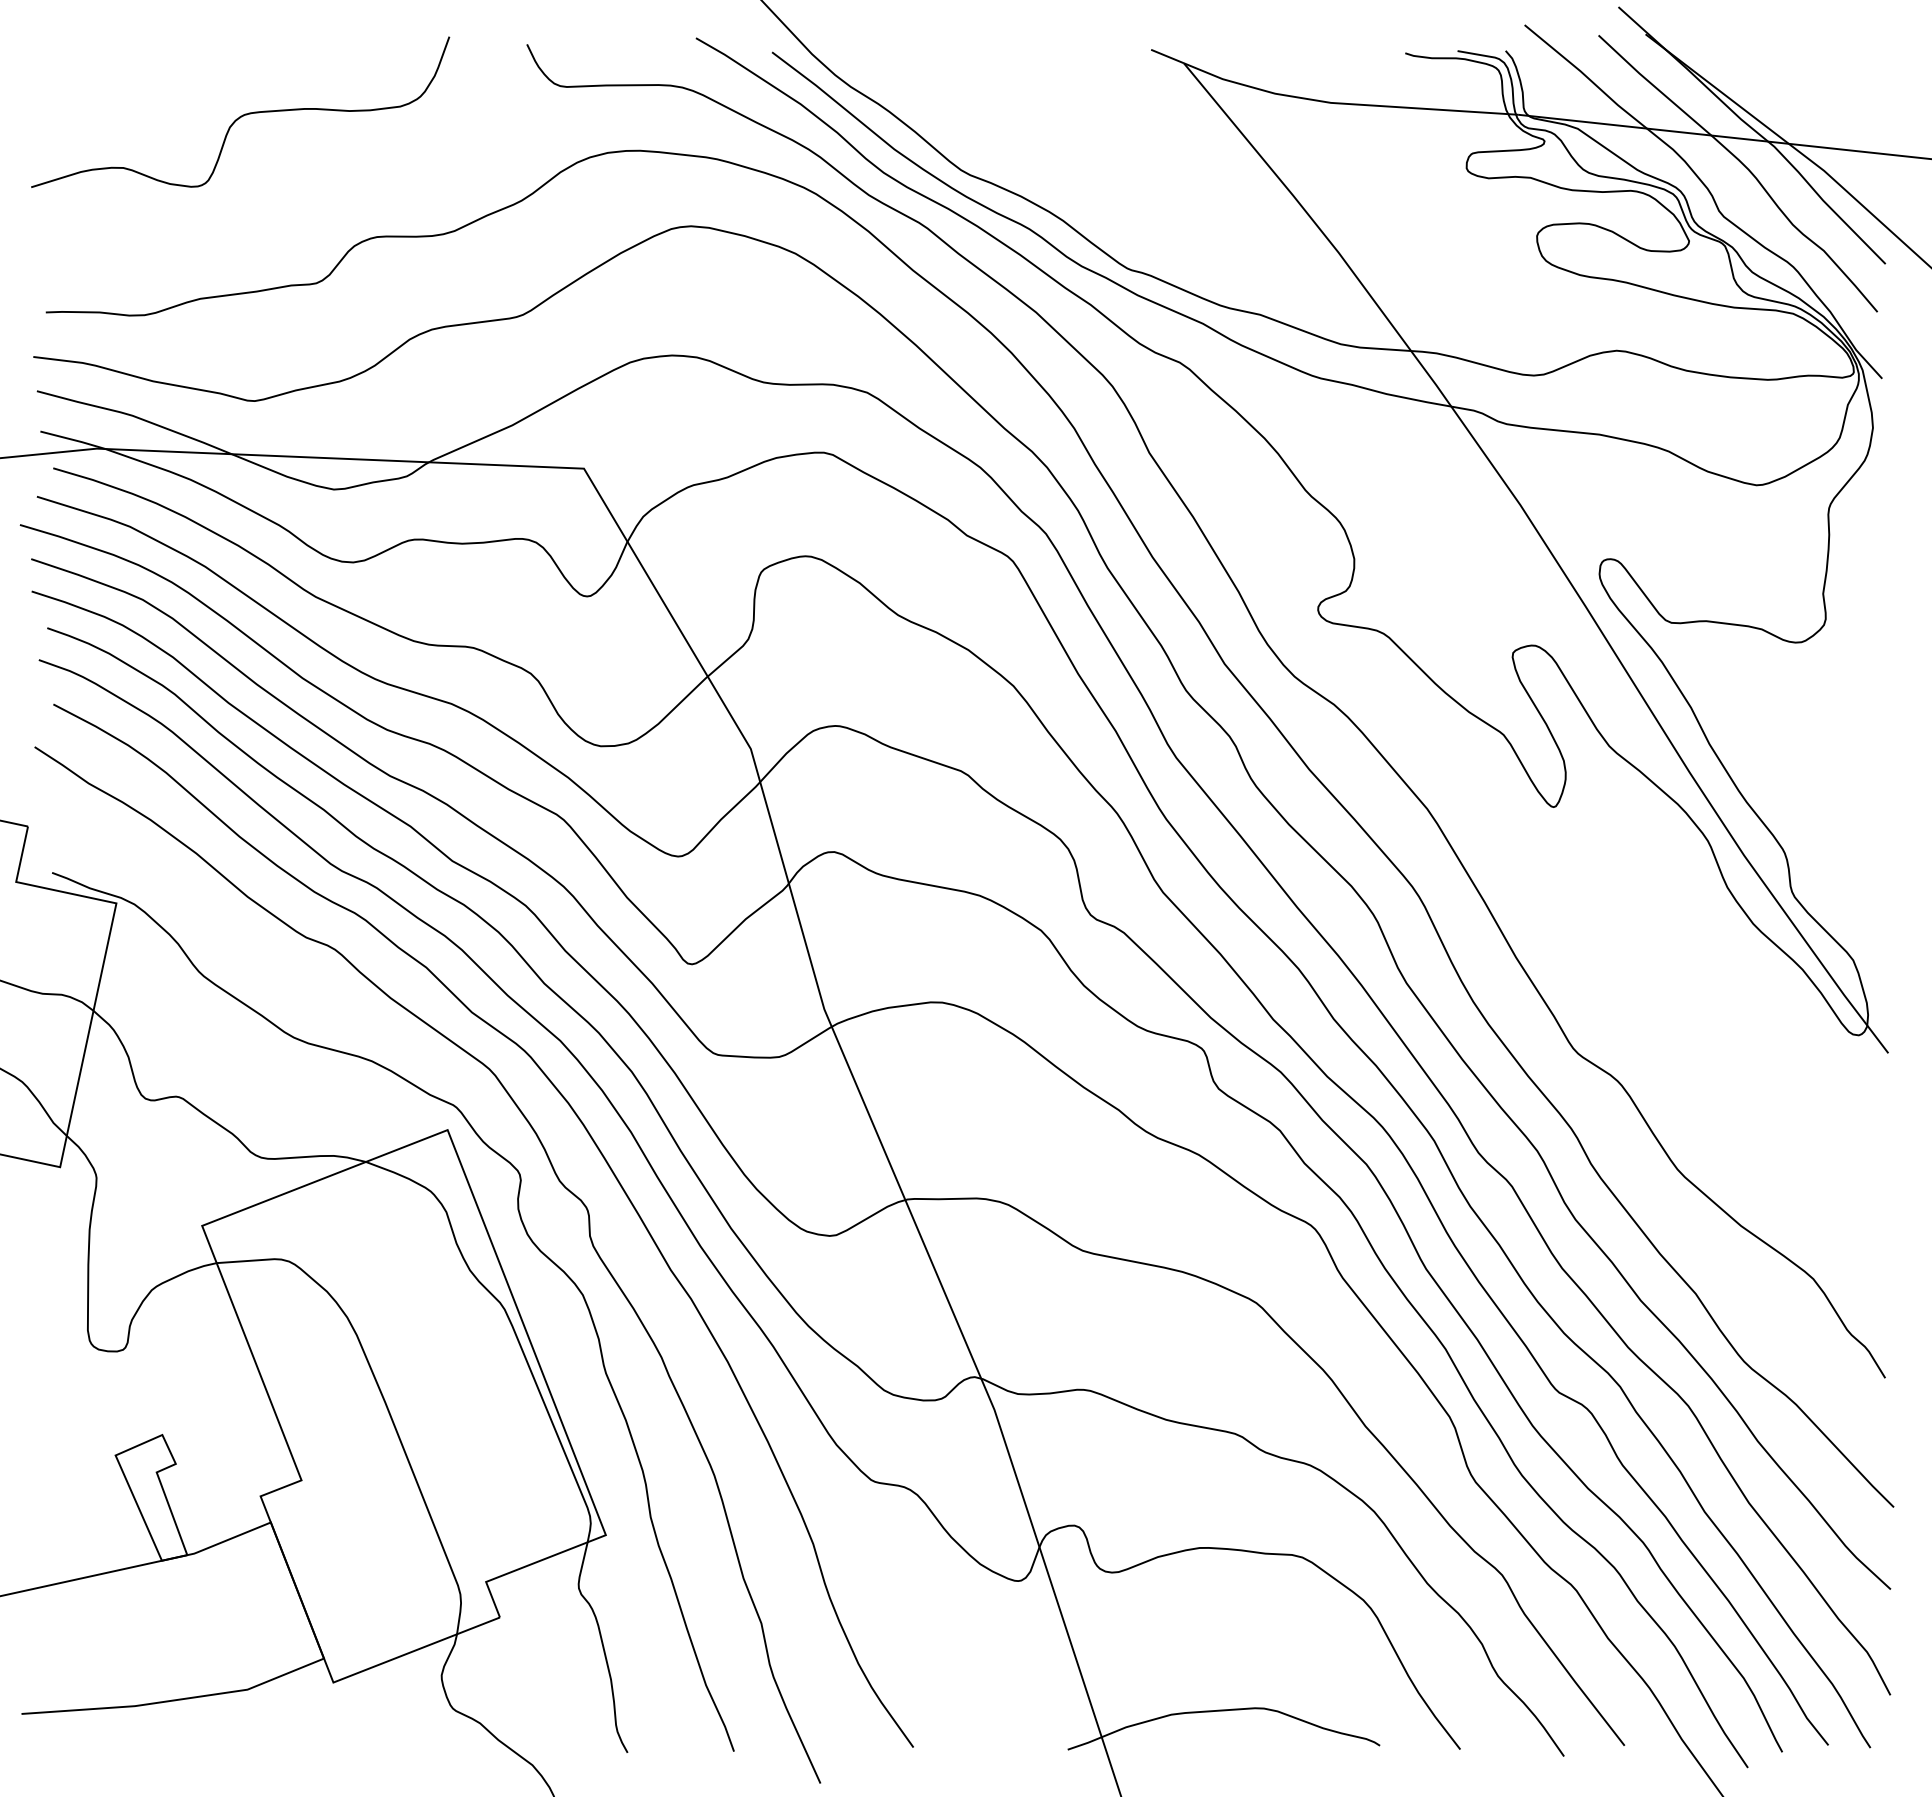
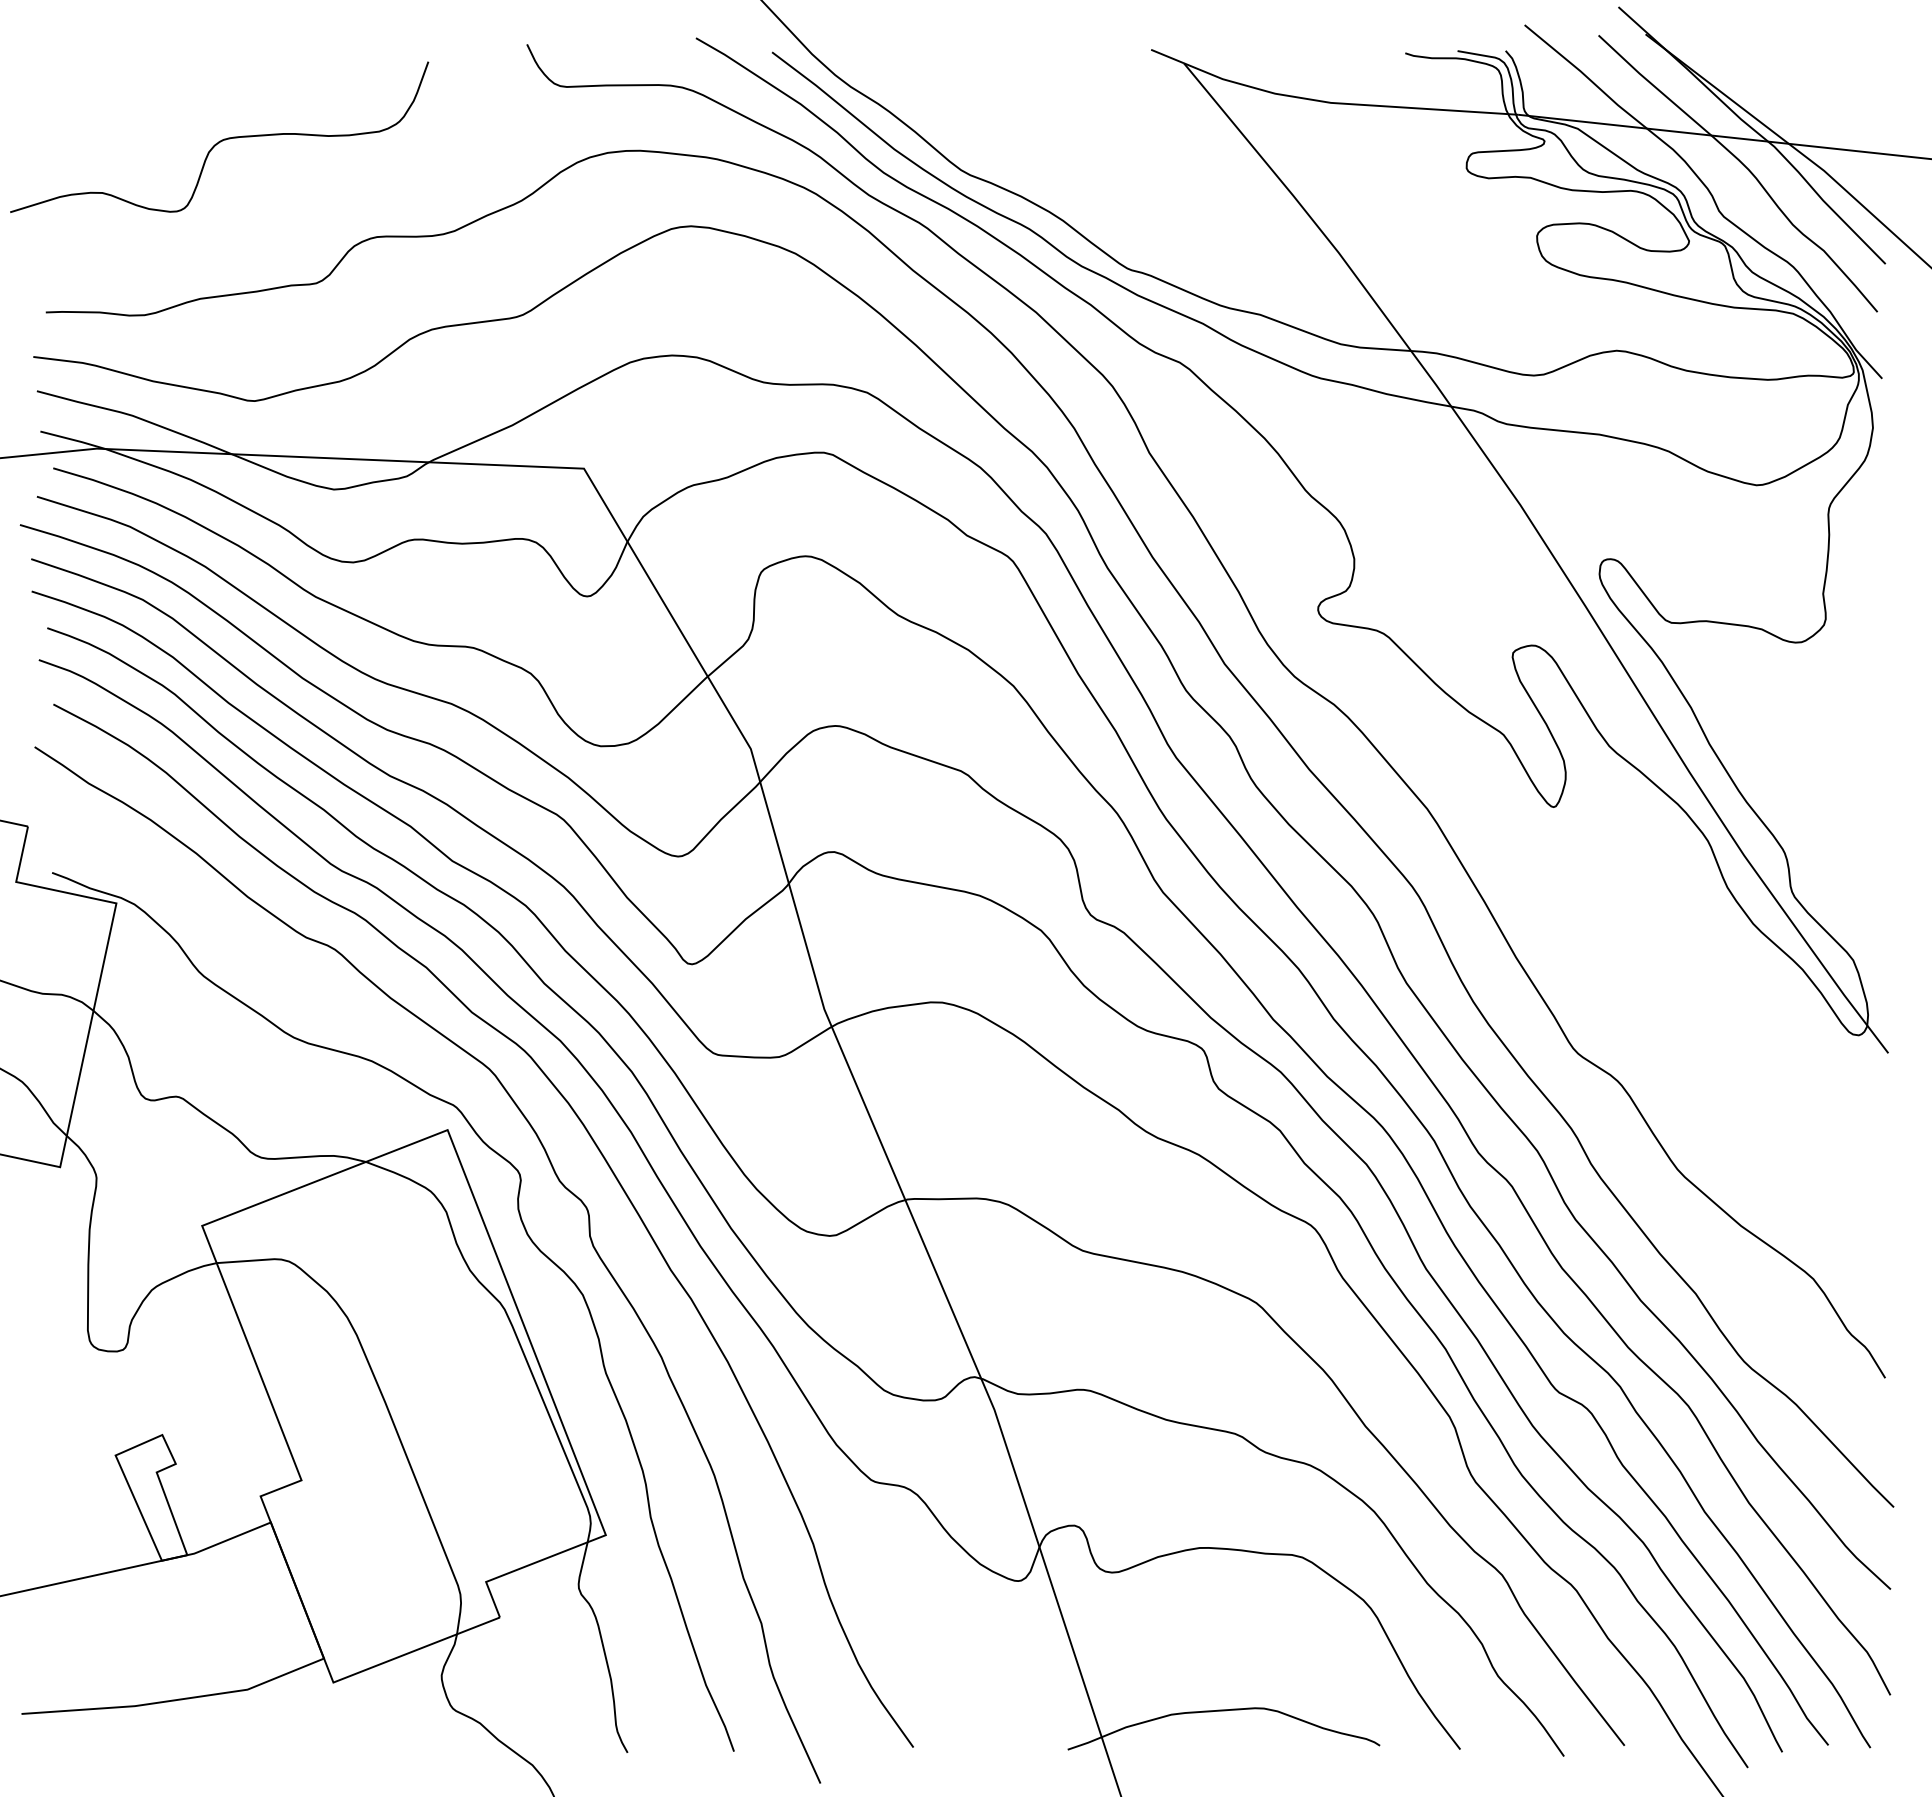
curve position: (242, 114) -> (221, 139) (221, 139)
